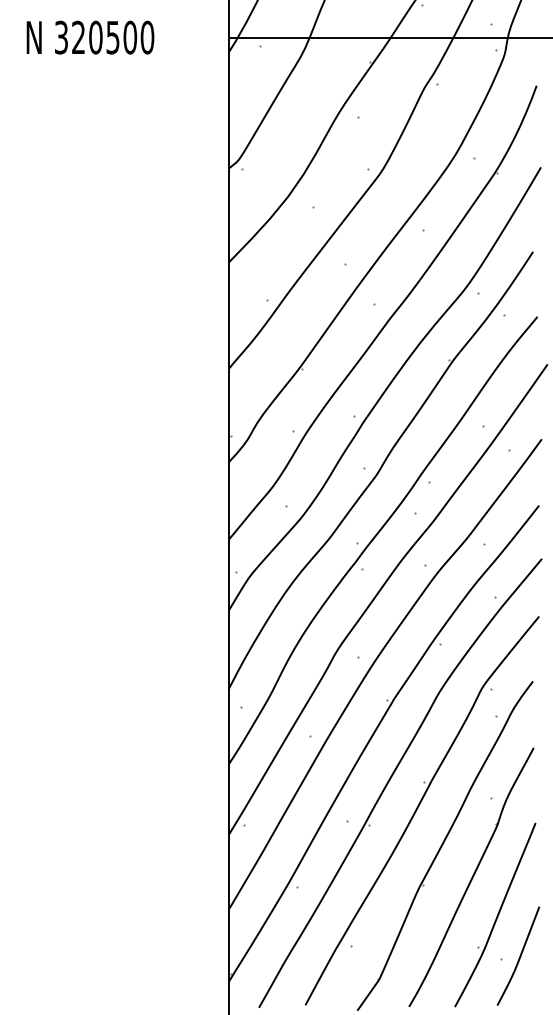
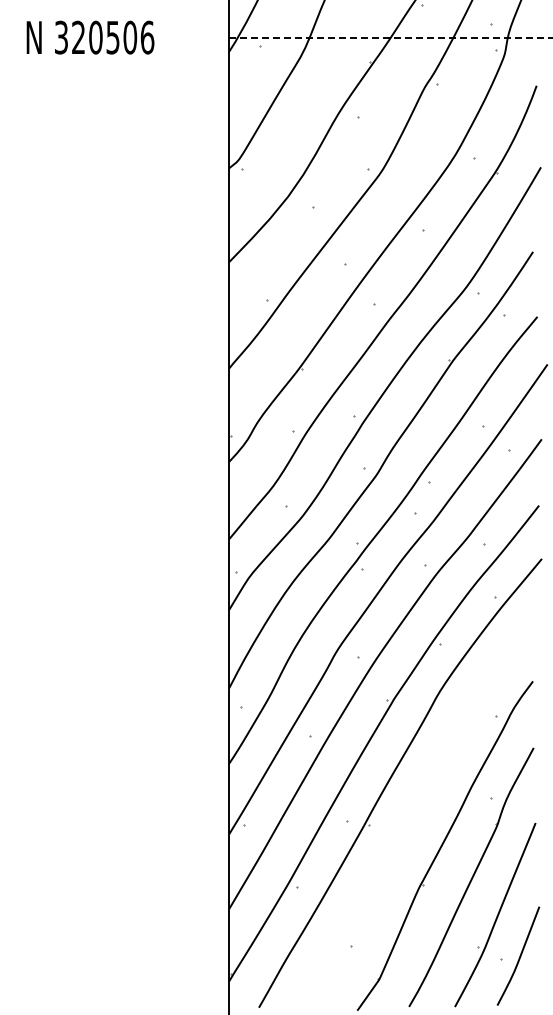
text: 320500 -> 320506 (147, 37)
line: solid -> dashed (391, 37)
part: present -> none (421, 810)
